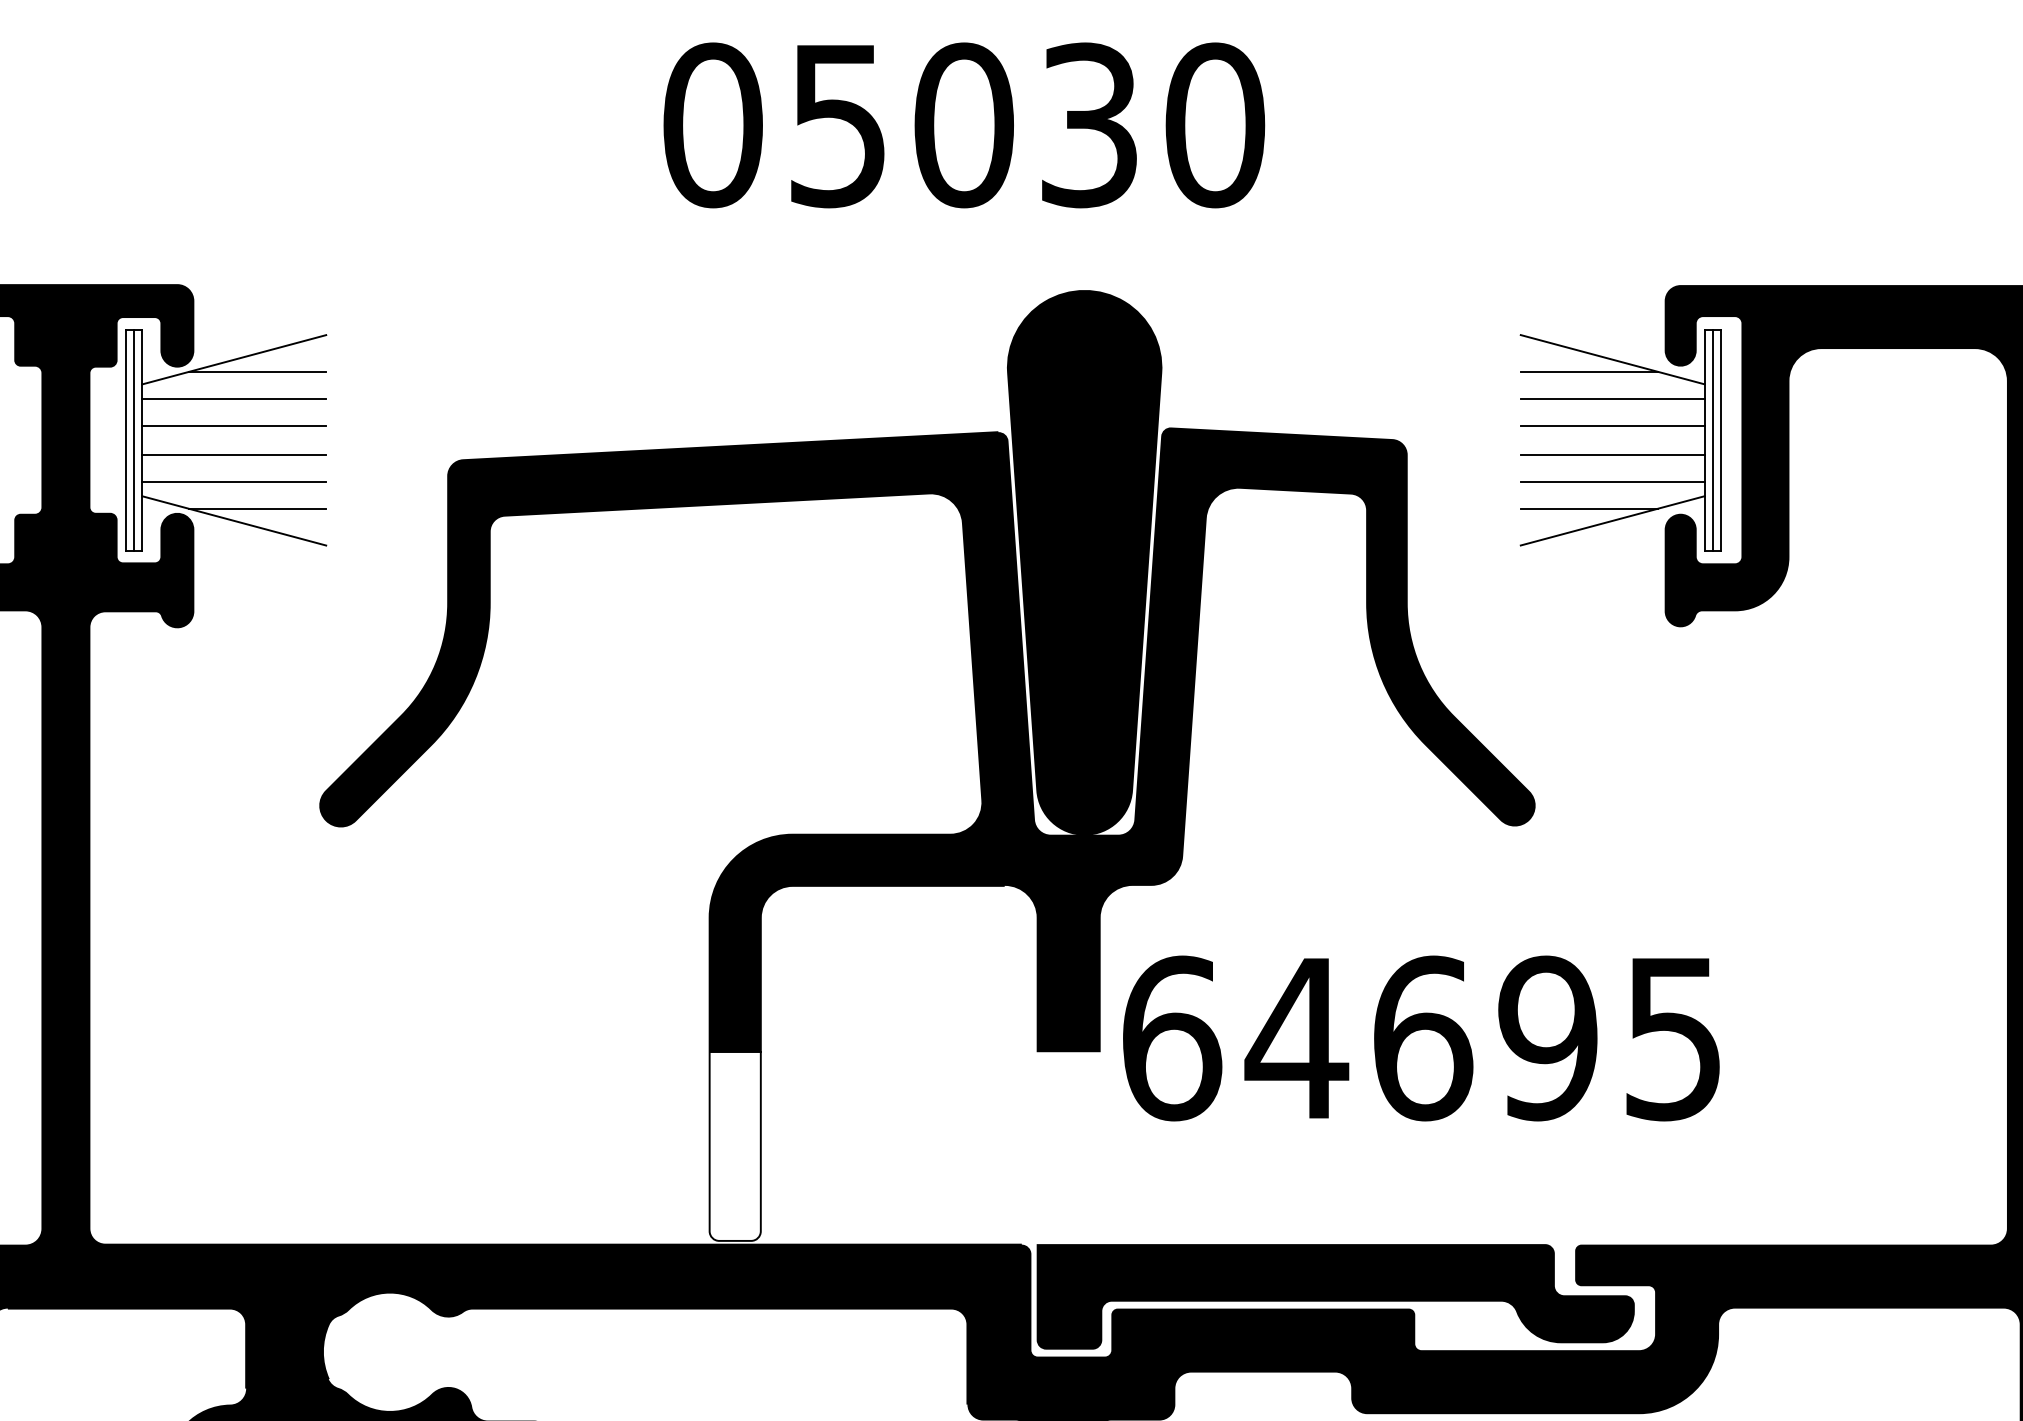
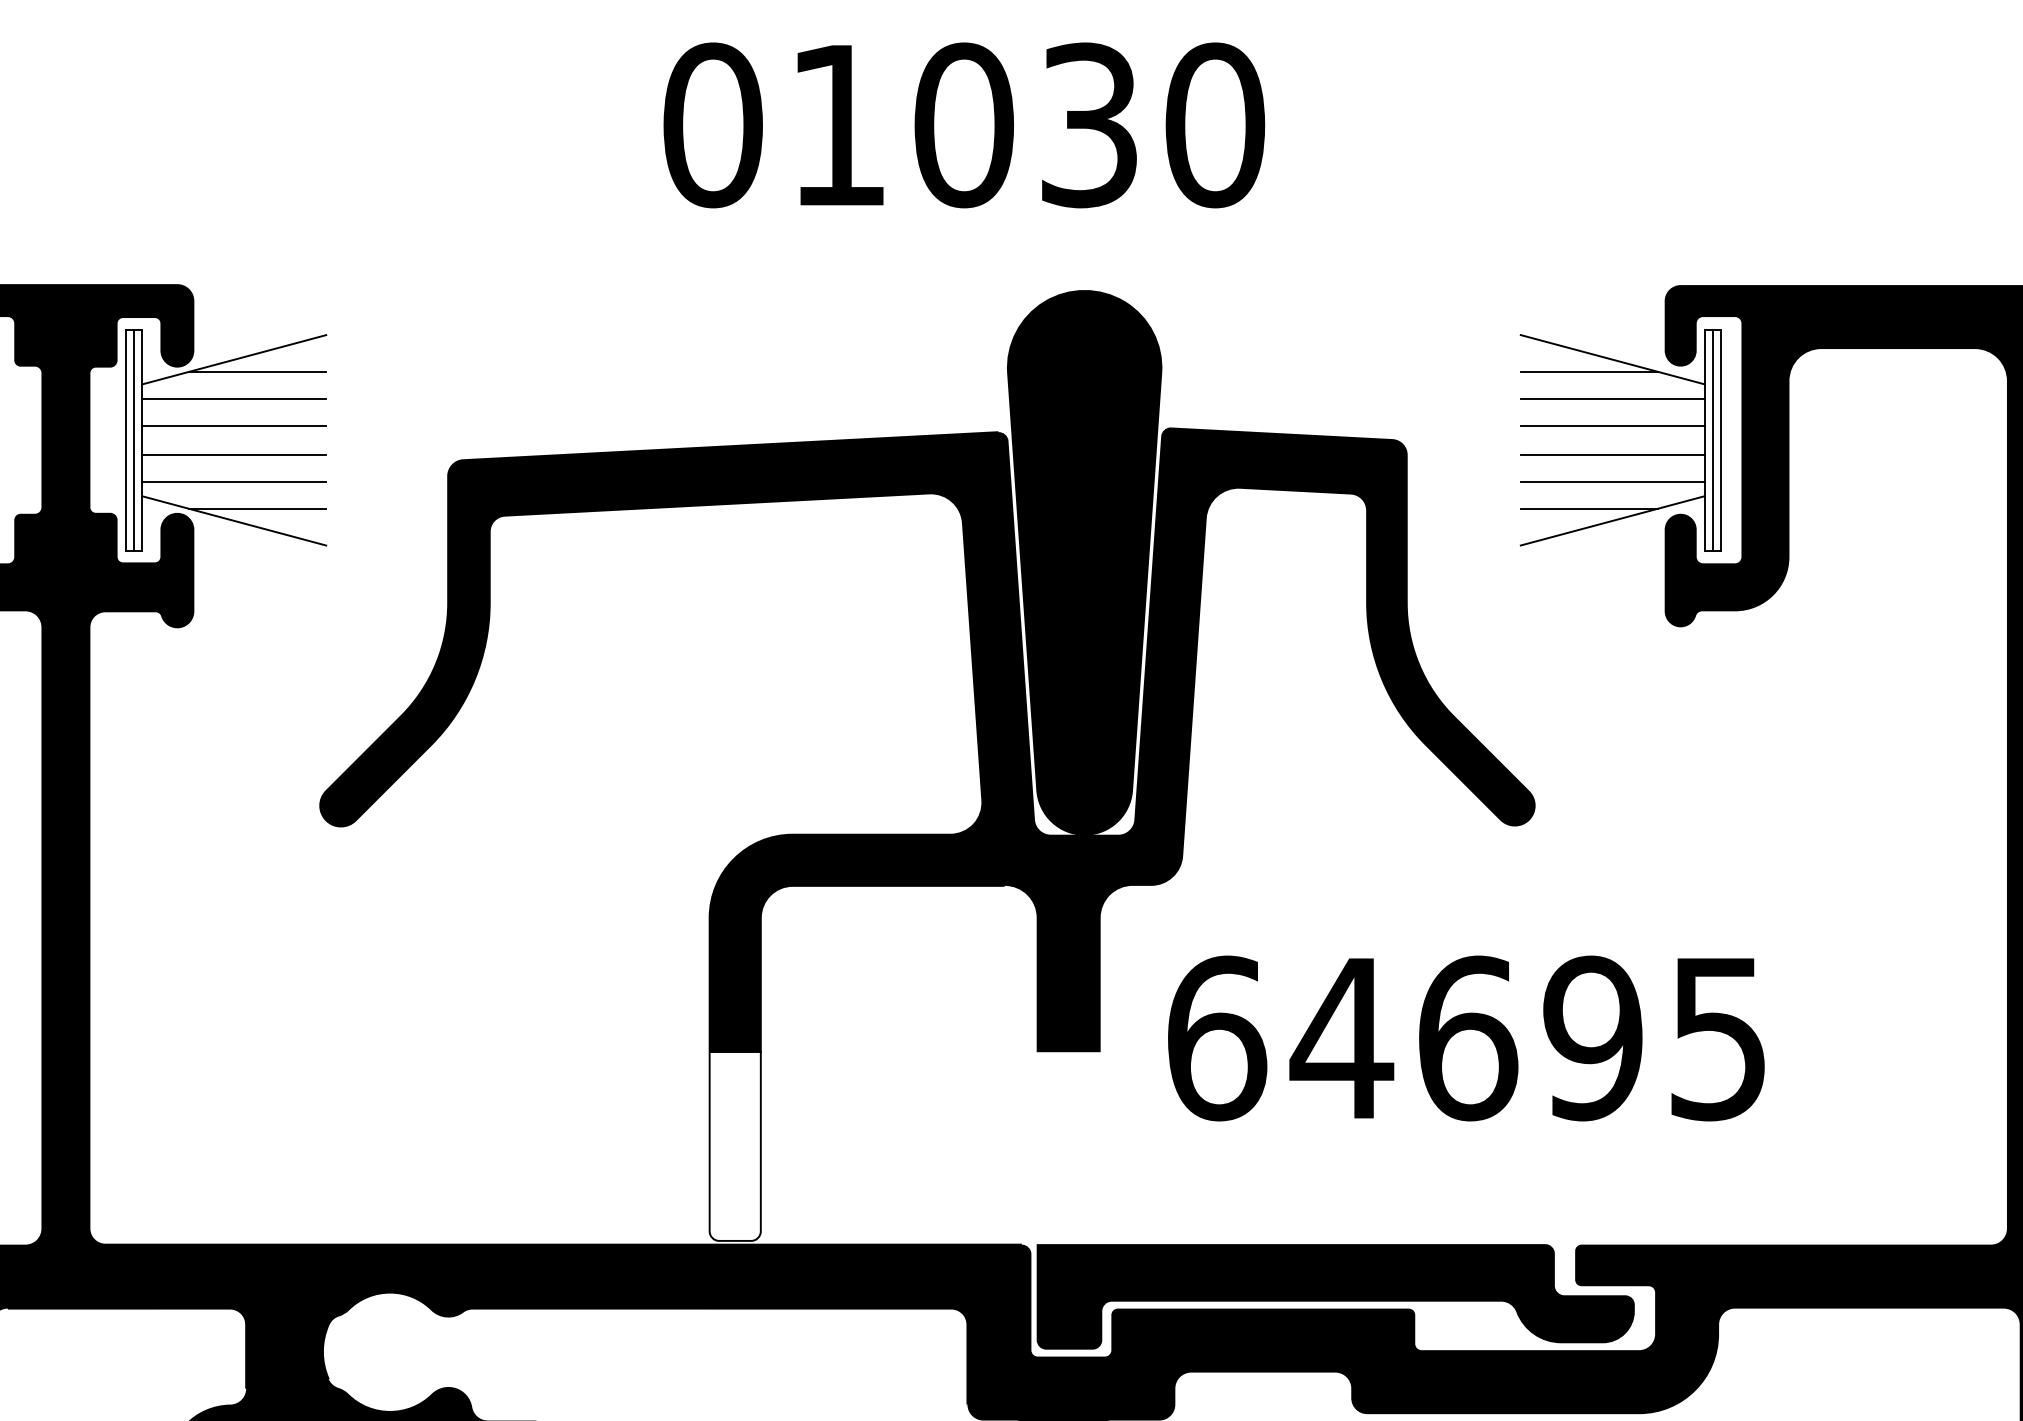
text: 05030 -> 01030 (837, 126)
text position: (1421, 1038) -> (1466, 1038) (1466, 1038)
